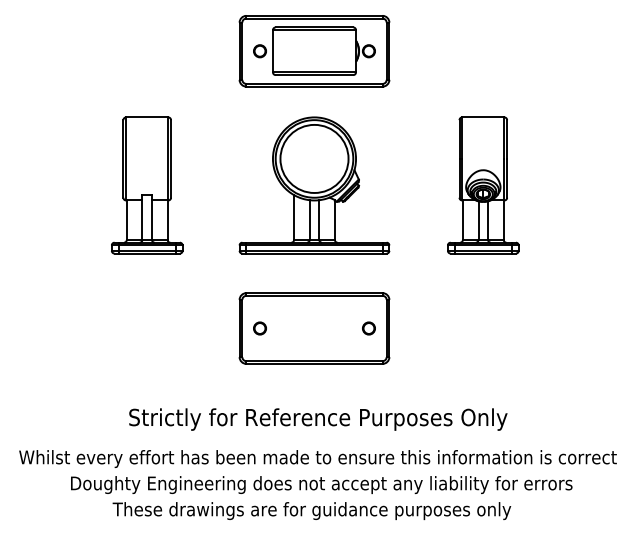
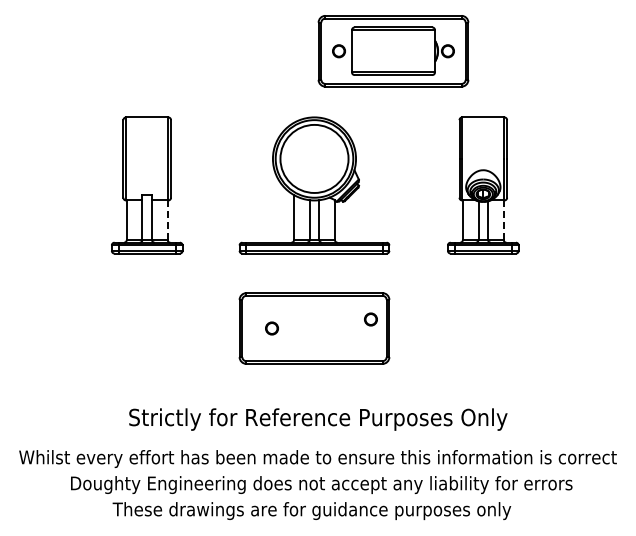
part position: (314, 51) -> (393, 51) (393, 51)
line: solid -> dashed (167, 220)
line: solid -> dashed (503, 220)
circle position: (259, 328) -> (271, 328) (271, 328)
circle position: (368, 328) -> (370, 319) (370, 319)
